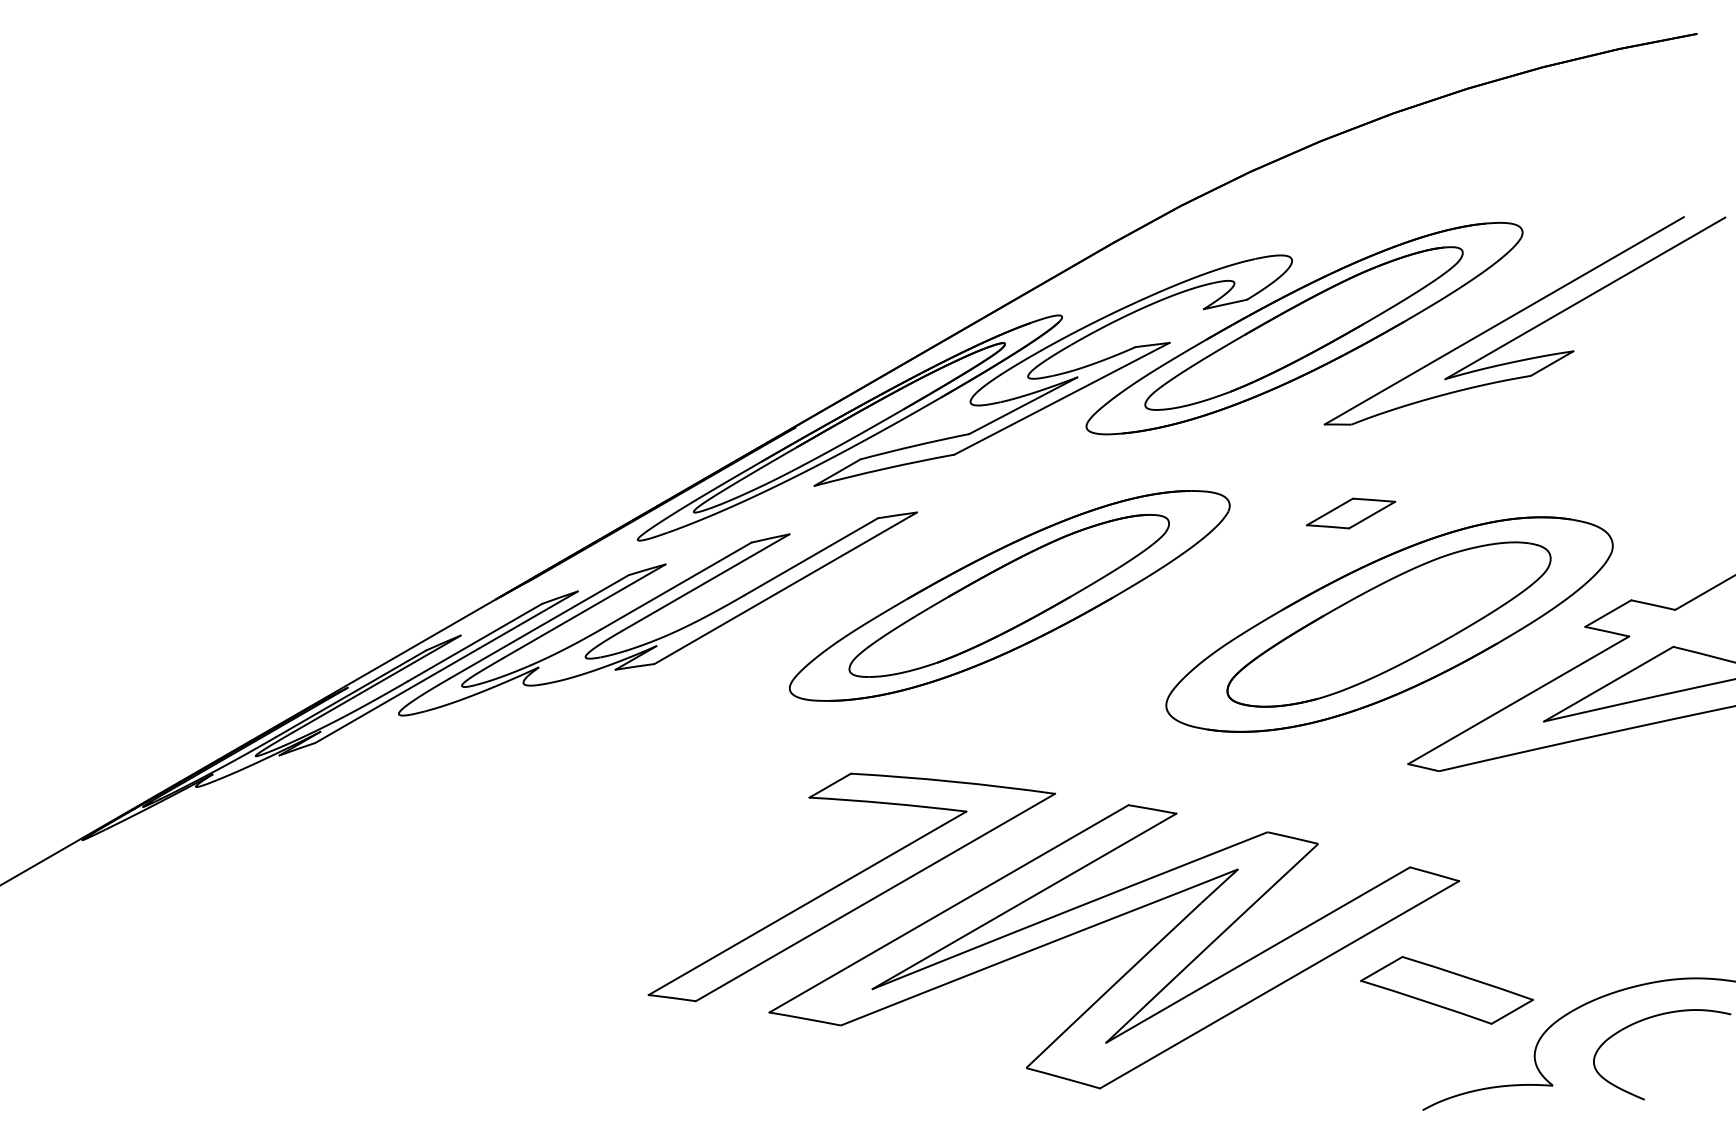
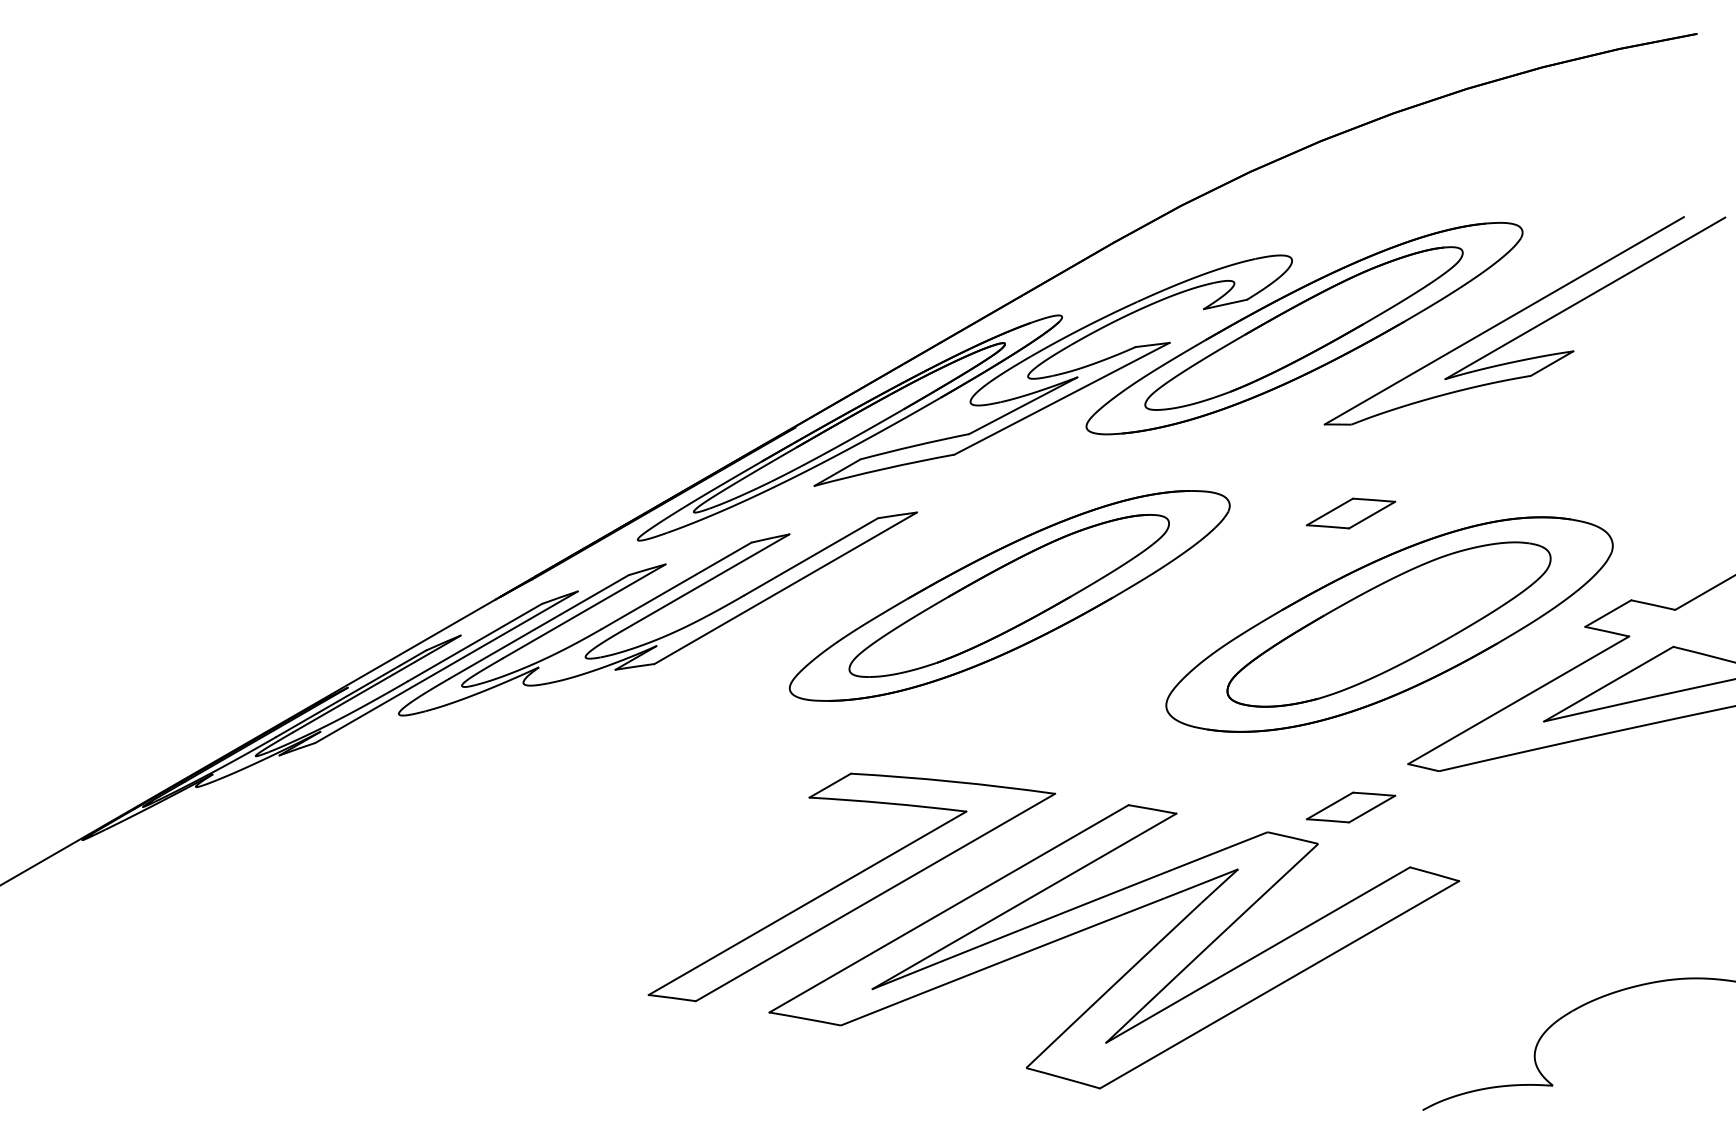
part: none -> present (1351, 807)
part: present -> none (1447, 989)
part: present -> none (1654, 1017)
